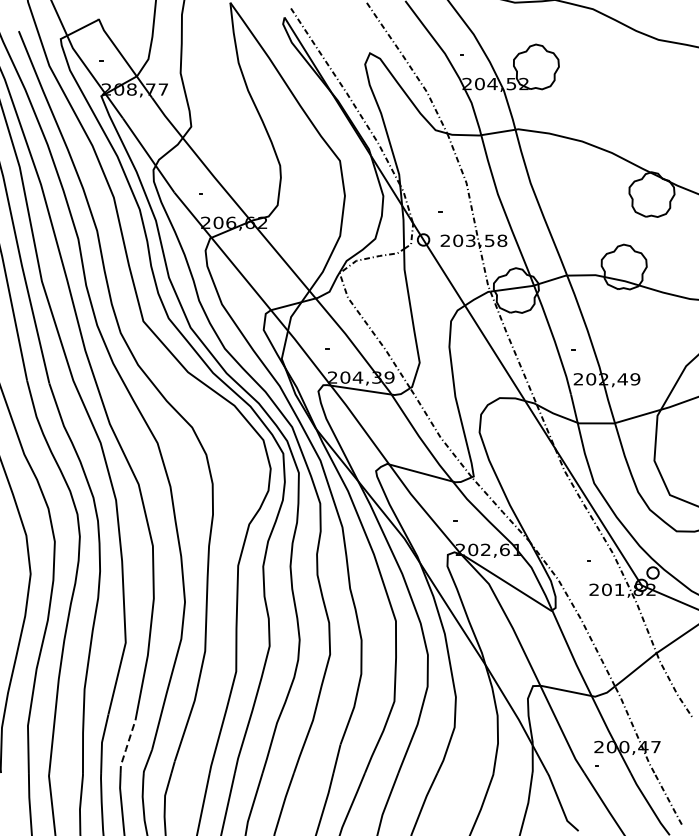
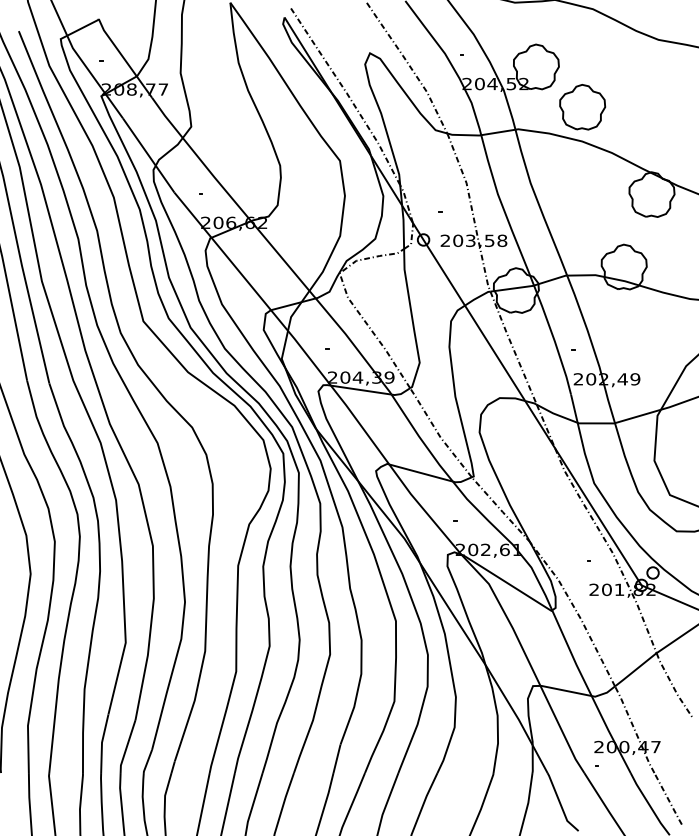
part: none -> present (582, 107)
line: dashed -> solid (126, 746)
